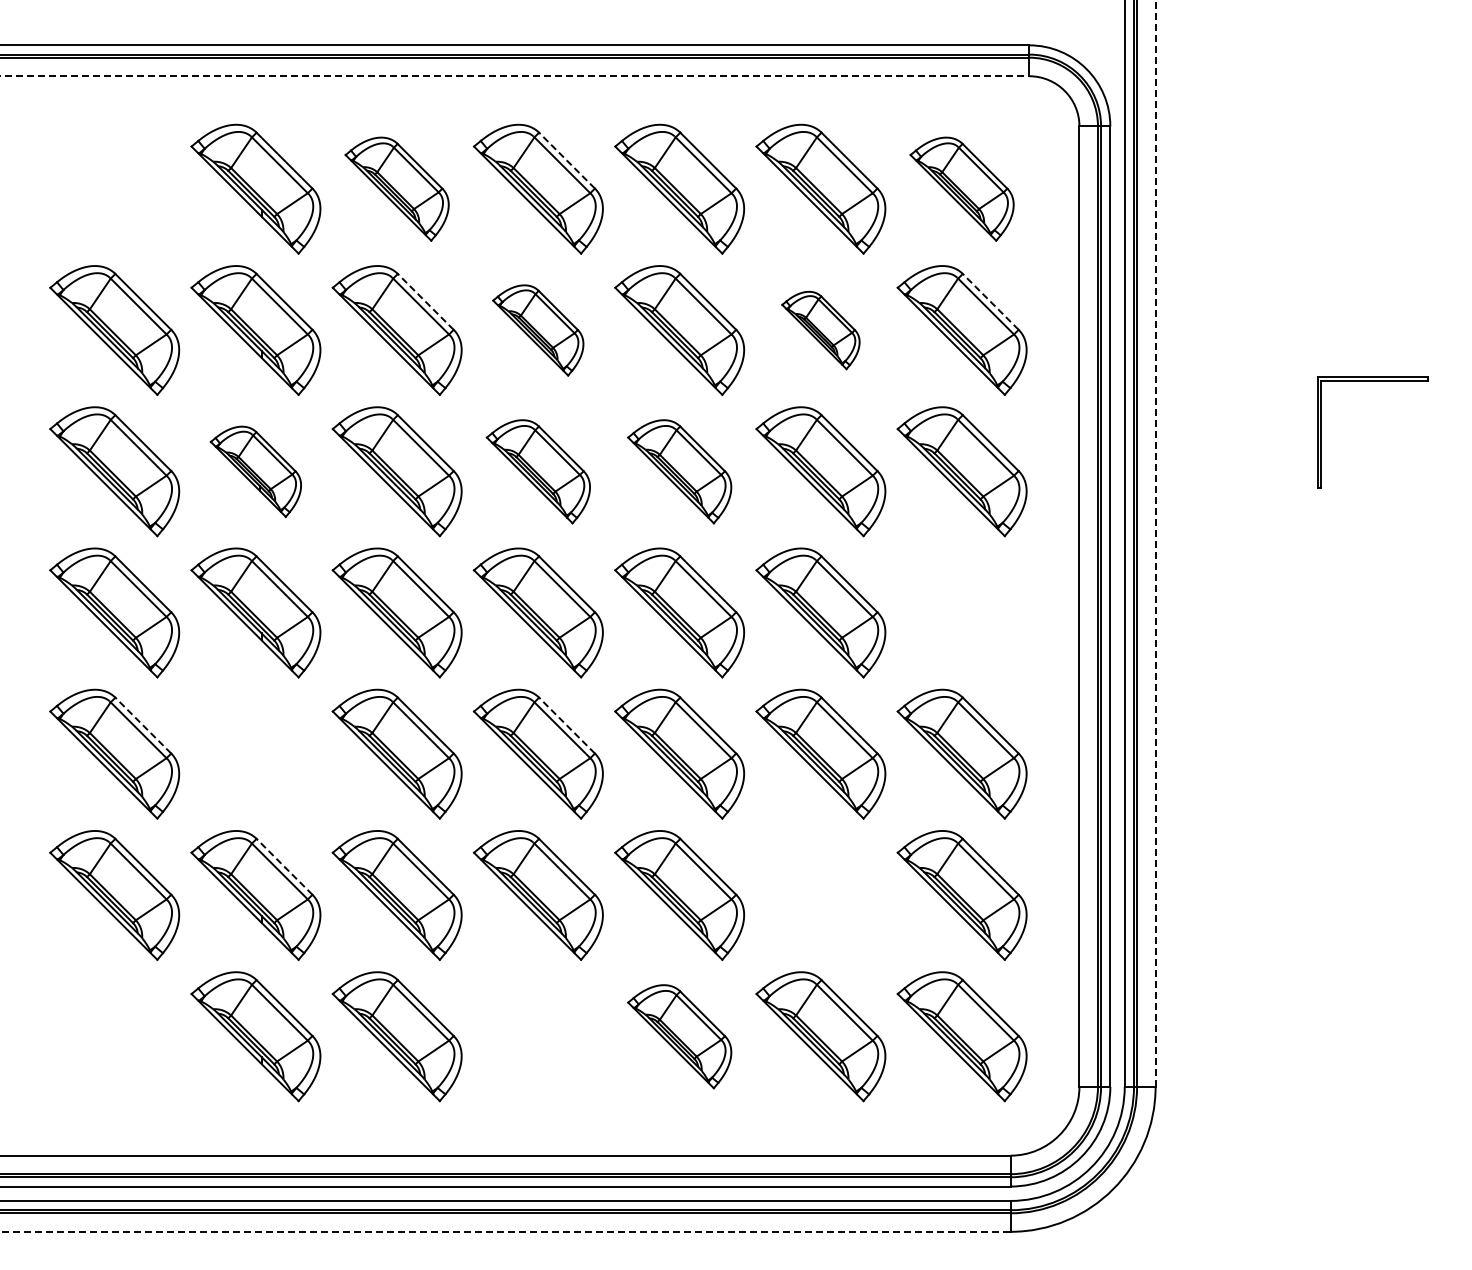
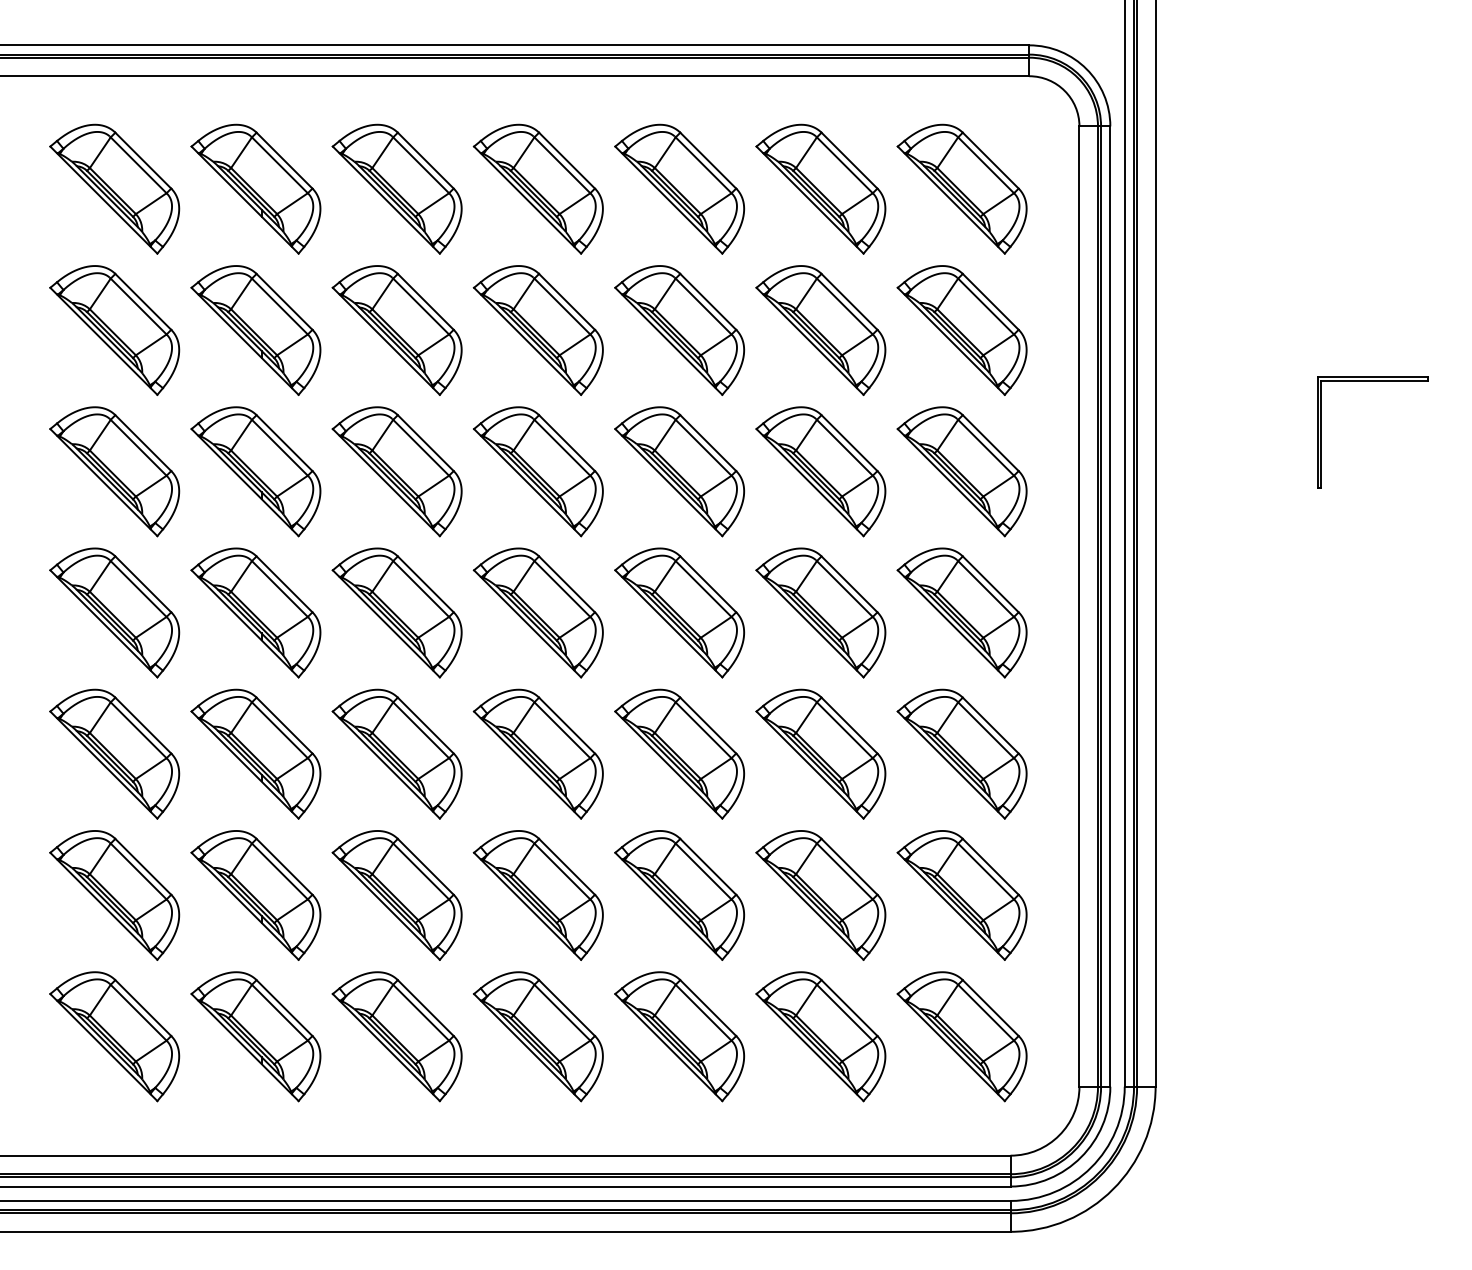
line: dashed -> solid (515, 76)
line: dashed -> solid (567, 160)
part: none -> present (114, 188)
part size: 106x106 px -> 132x132 px (396, 188)
part size: 106x106 px -> 132x132 px (961, 188)
line: dashed -> solid (425, 301)
line: dashed -> solid (990, 301)
part size: 93x93 px -> 132x131 px (537, 330)
part size: 80x81 px -> 132x131 px (820, 330)
part size: 93x93 px -> 132x132 px (255, 471)
part size: 106x106 px -> 131x132 px (538, 471)
part size: 106x106 px -> 132x132 px (679, 471)
line: dashed -> solid (1155, 542)
part: none -> present (961, 612)
line: dashed -> solid (143, 725)
line: dashed -> solid (567, 725)
part: none -> present (255, 753)
line: dashed -> solid (284, 866)
part: none -> present (820, 895)
part: none -> present (114, 1036)
part: none -> present (538, 1036)
part size: 106x106 px -> 132x132 px (679, 1036)
line: dashed -> solid (505, 1231)
